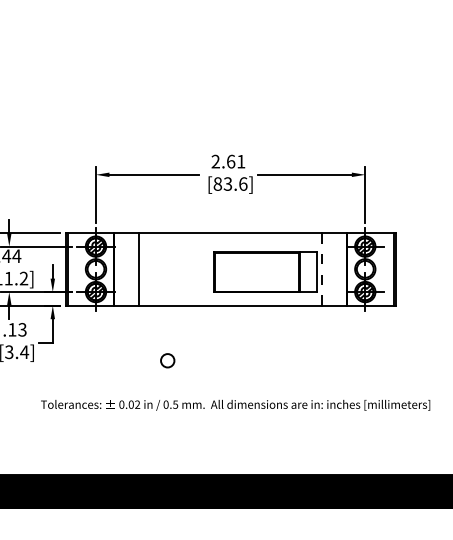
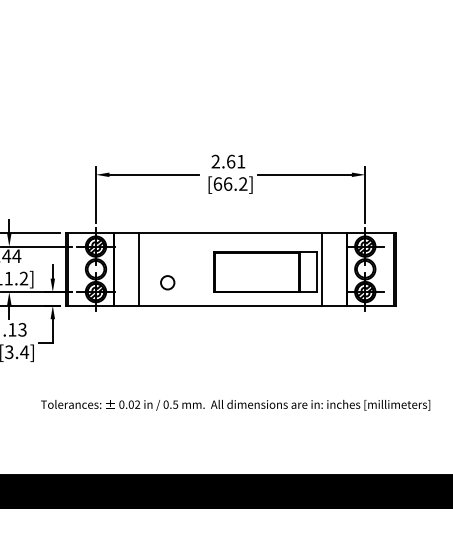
text: [83.6] -> [66.2] (230, 183)
line: dashed -> solid (322, 268)
circle position: (167, 360) -> (167, 282) (167, 282)
